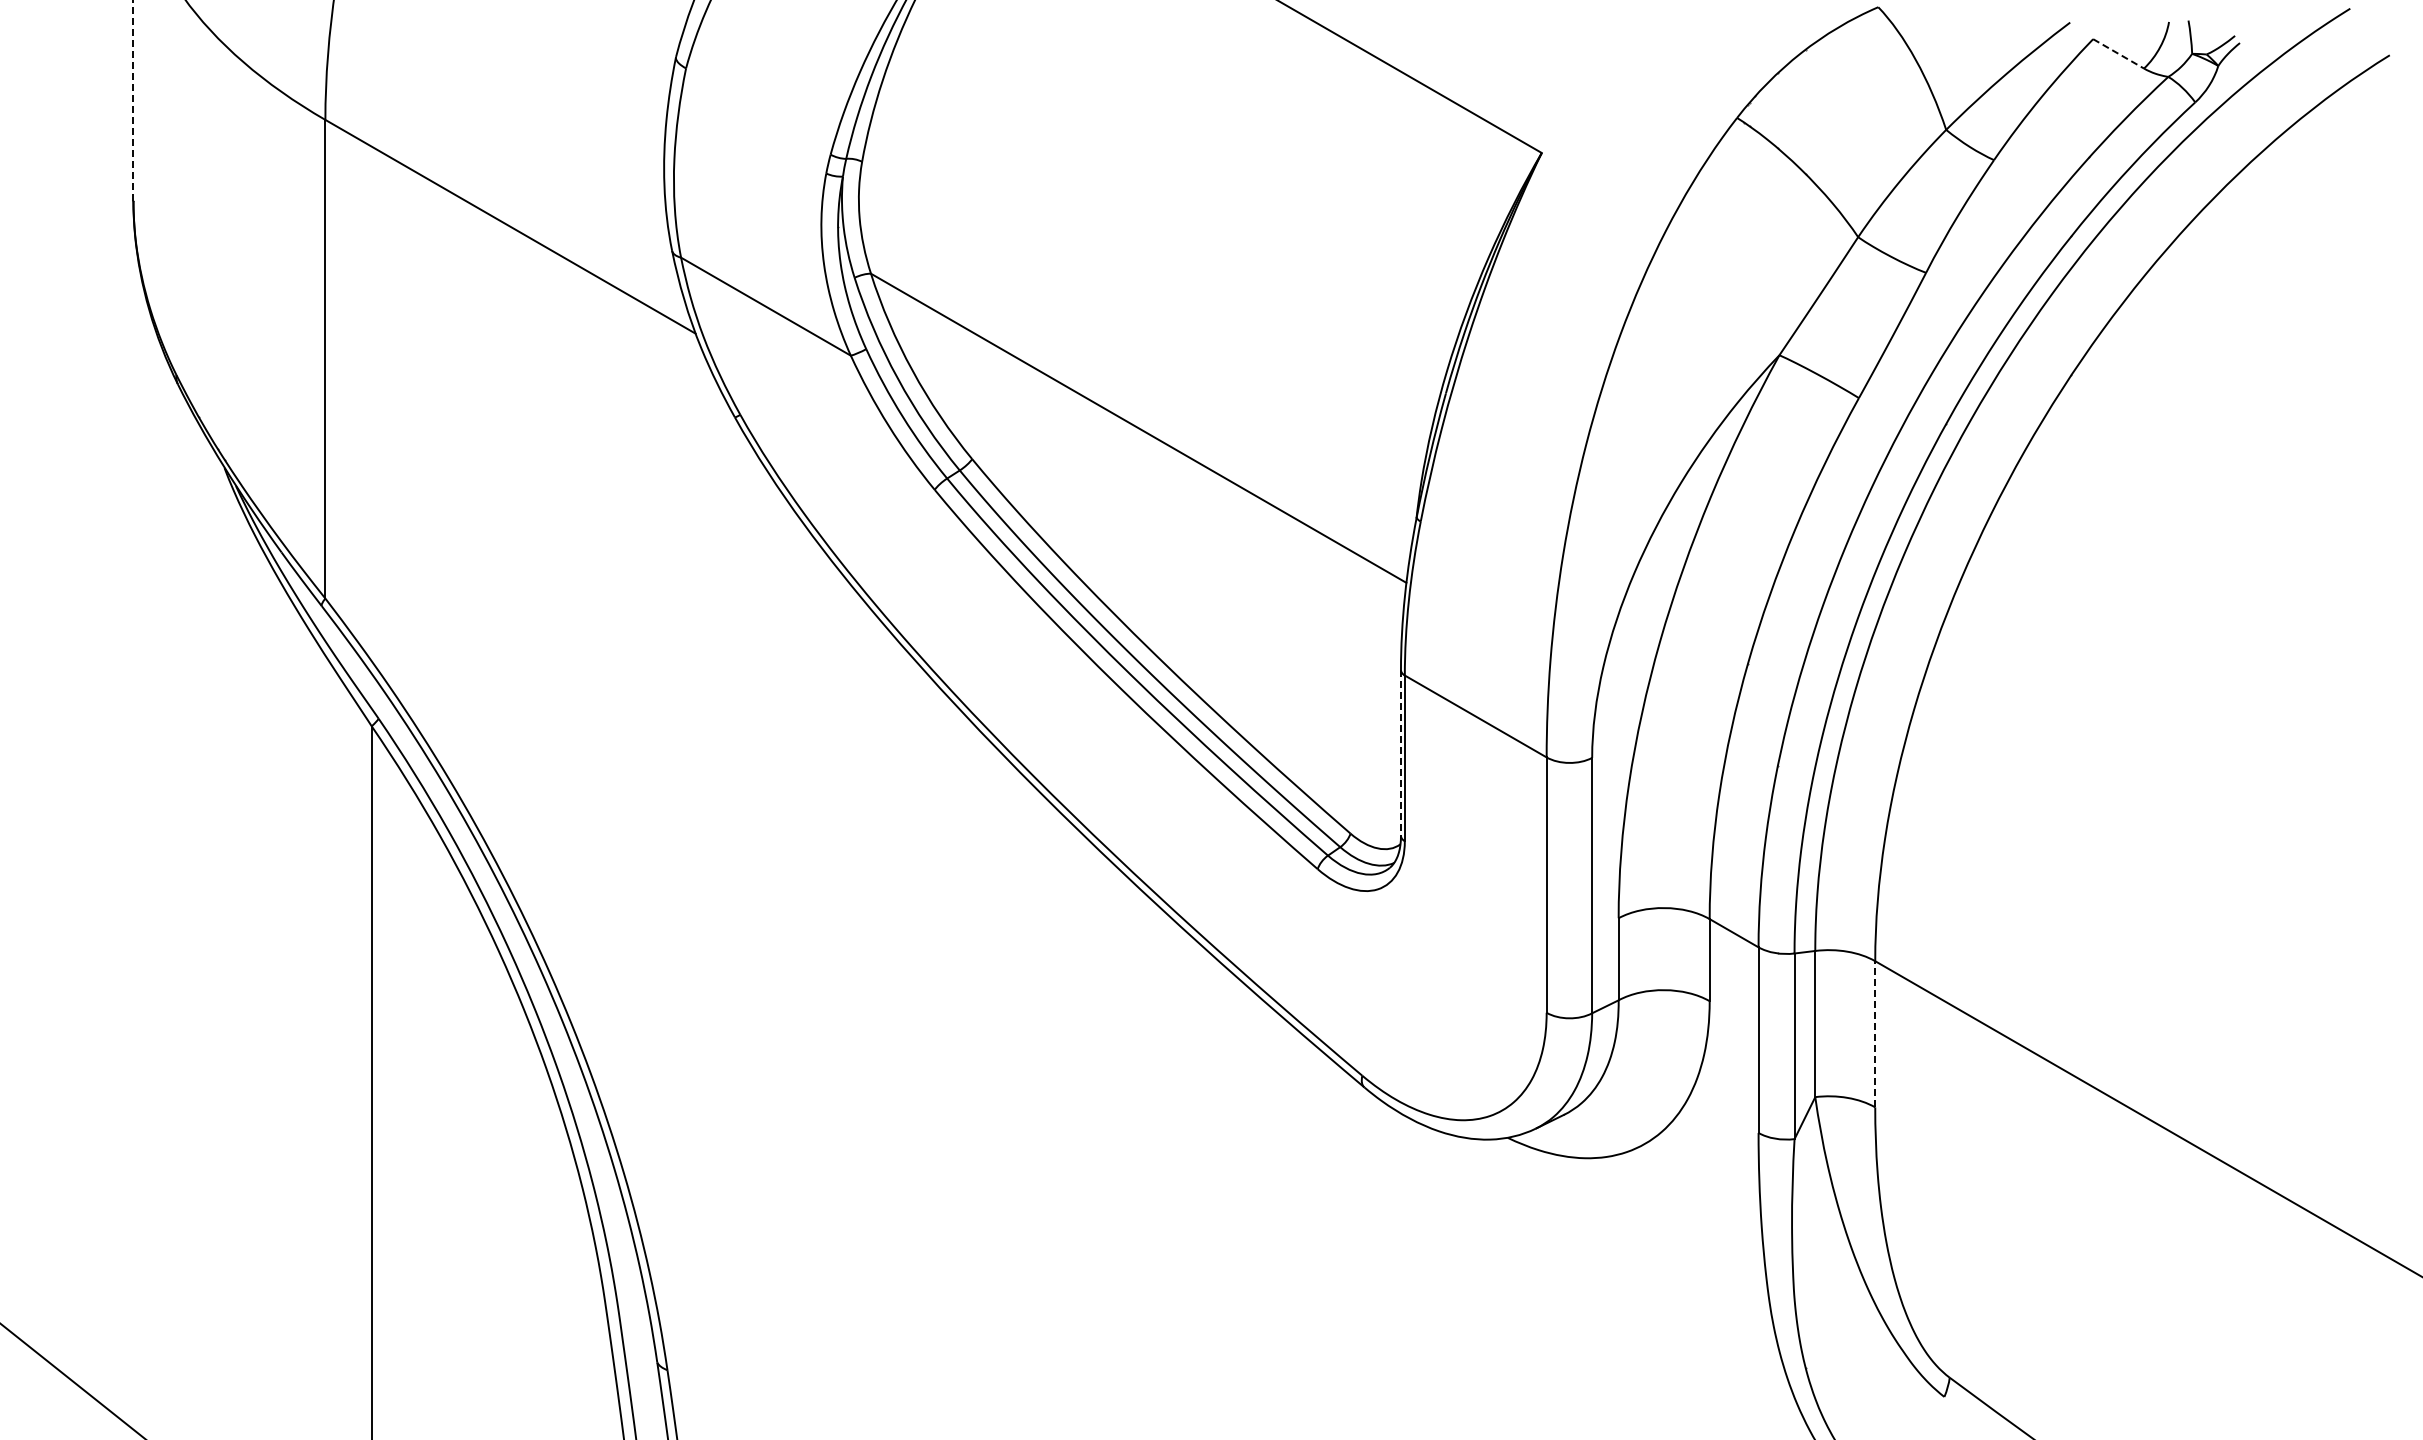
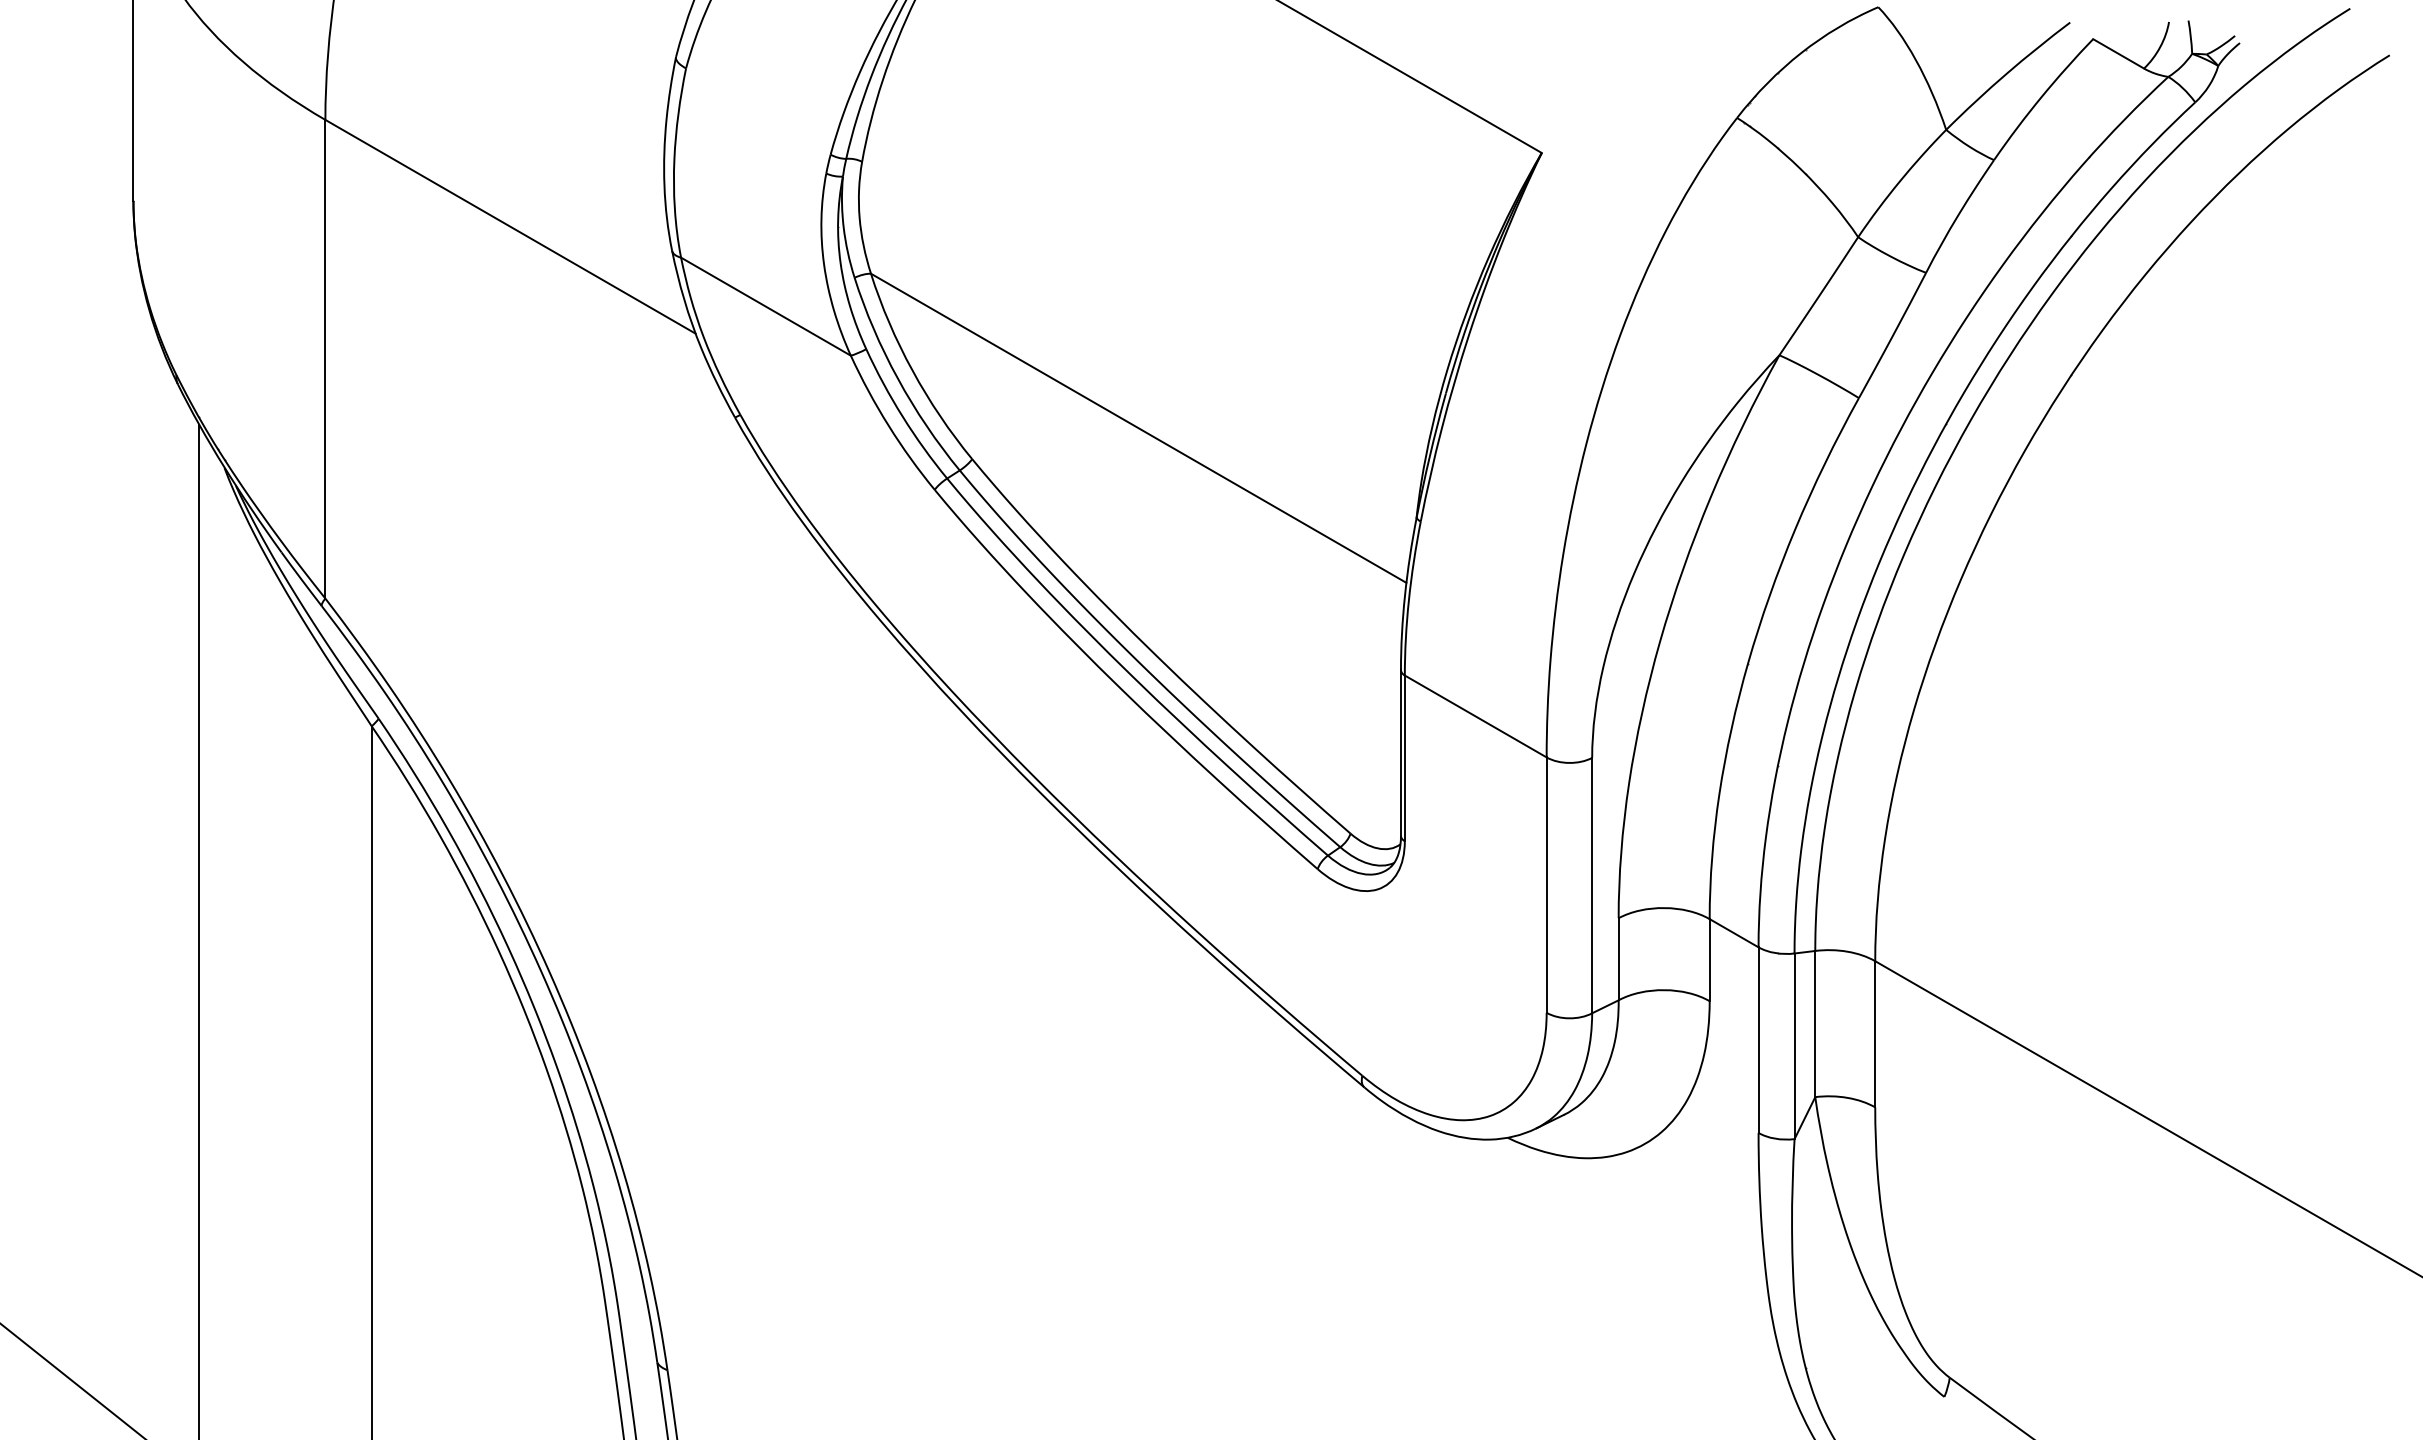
line: dashed -> solid (2119, 54)
line: dashed -> solid (133, 100)
line: dashed -> solid (1400, 753)
line: none -> present (198, 930)
line: dashed -> solid (1875, 1033)
